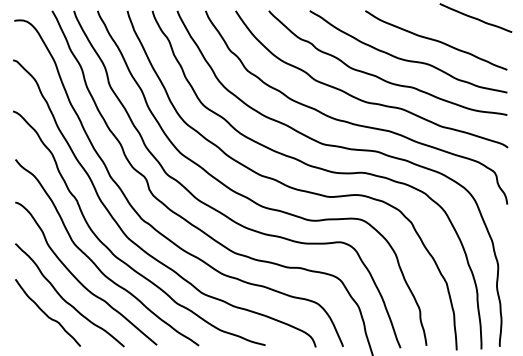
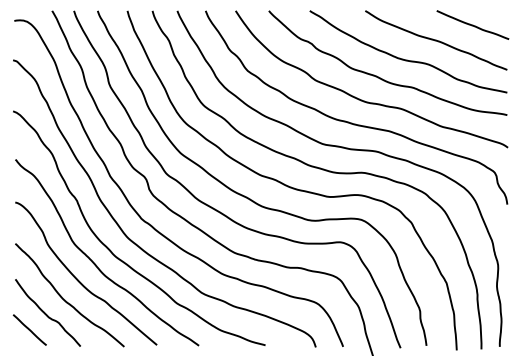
curve position: (475, 17) -> (472, 24) (472, 24)
line: none -> present (29, 329)
